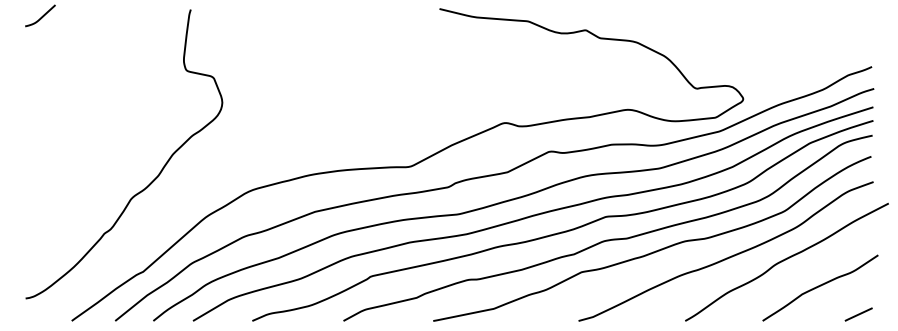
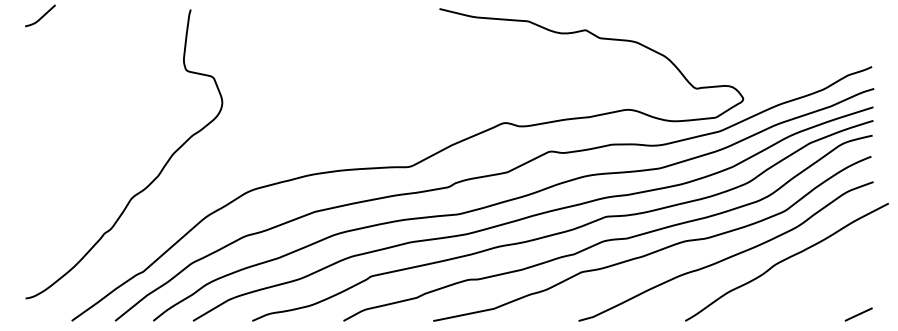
curve: present -> none (820, 286)
